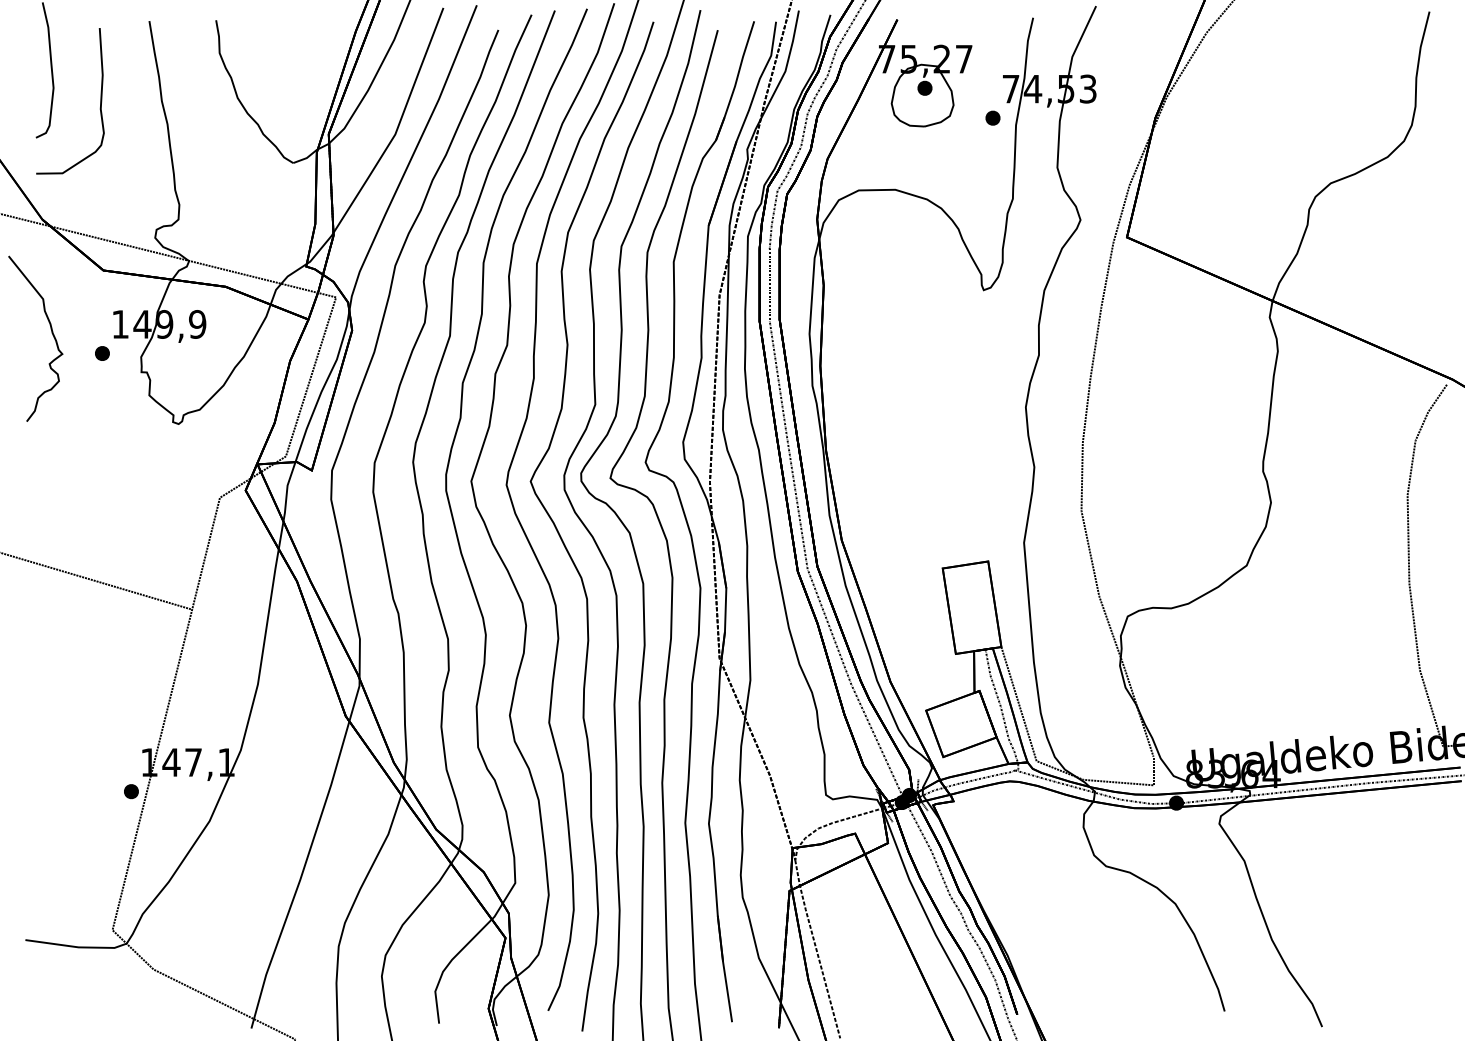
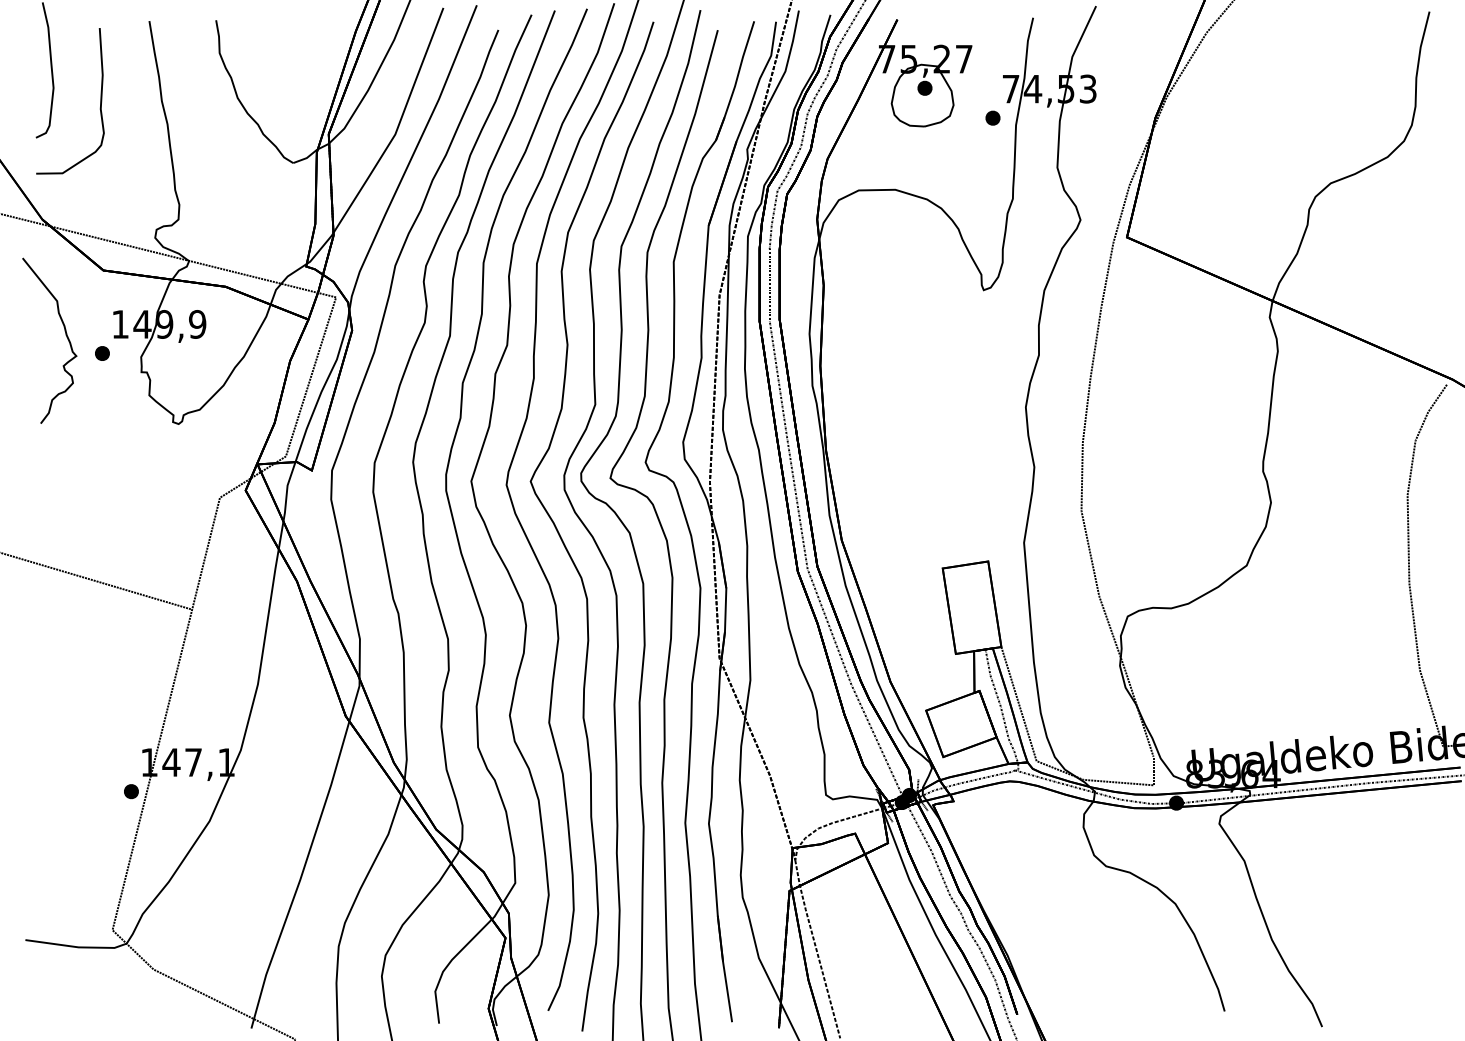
curve position: (51, 333) -> (65, 335) (65, 335)
